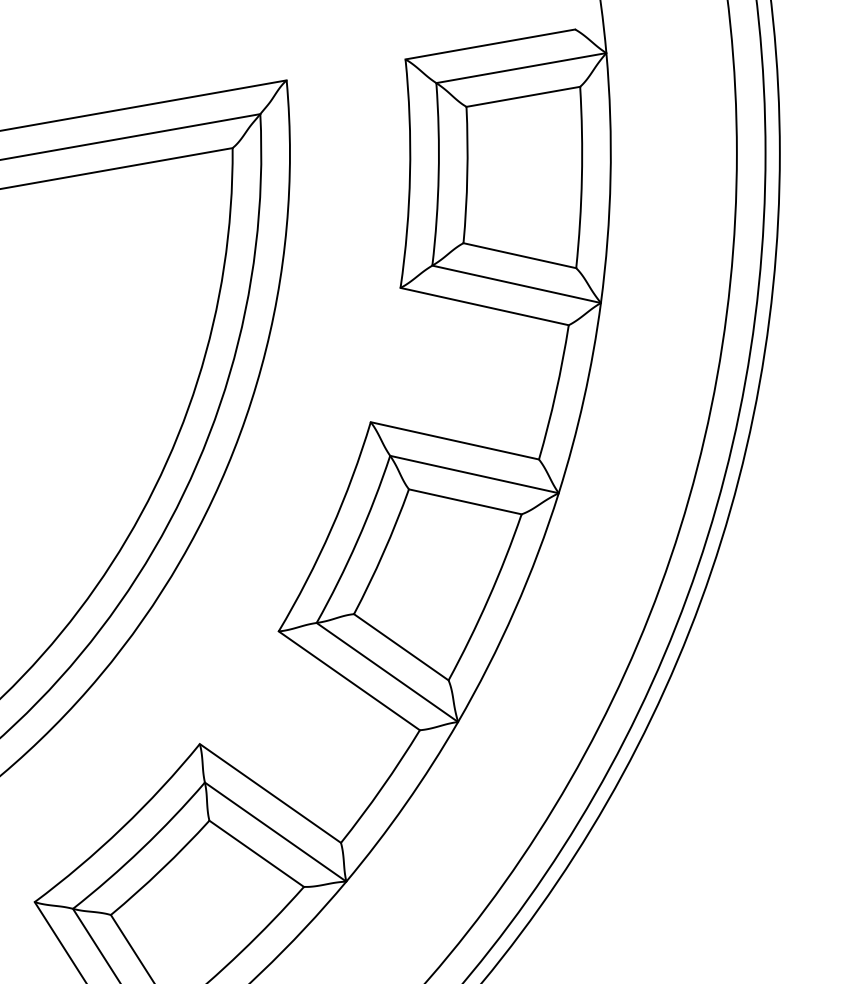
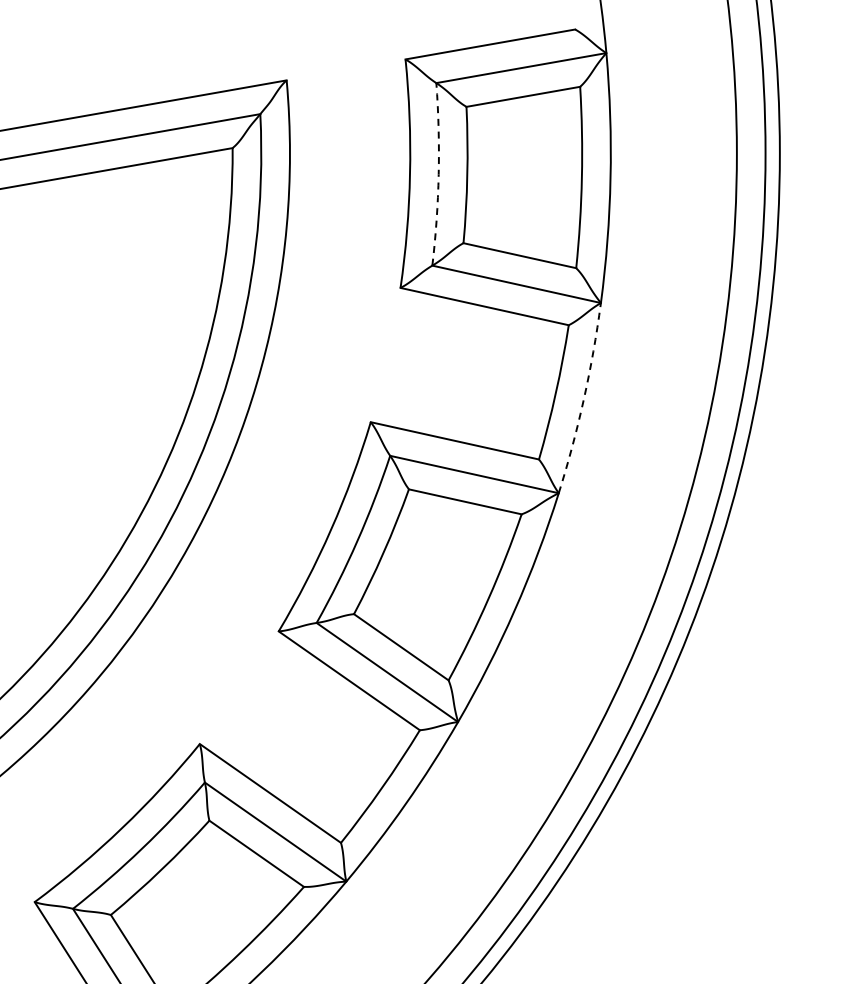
arc: solid -> dashed (438, 174)
arc: solid -> dashed (583, 399)
